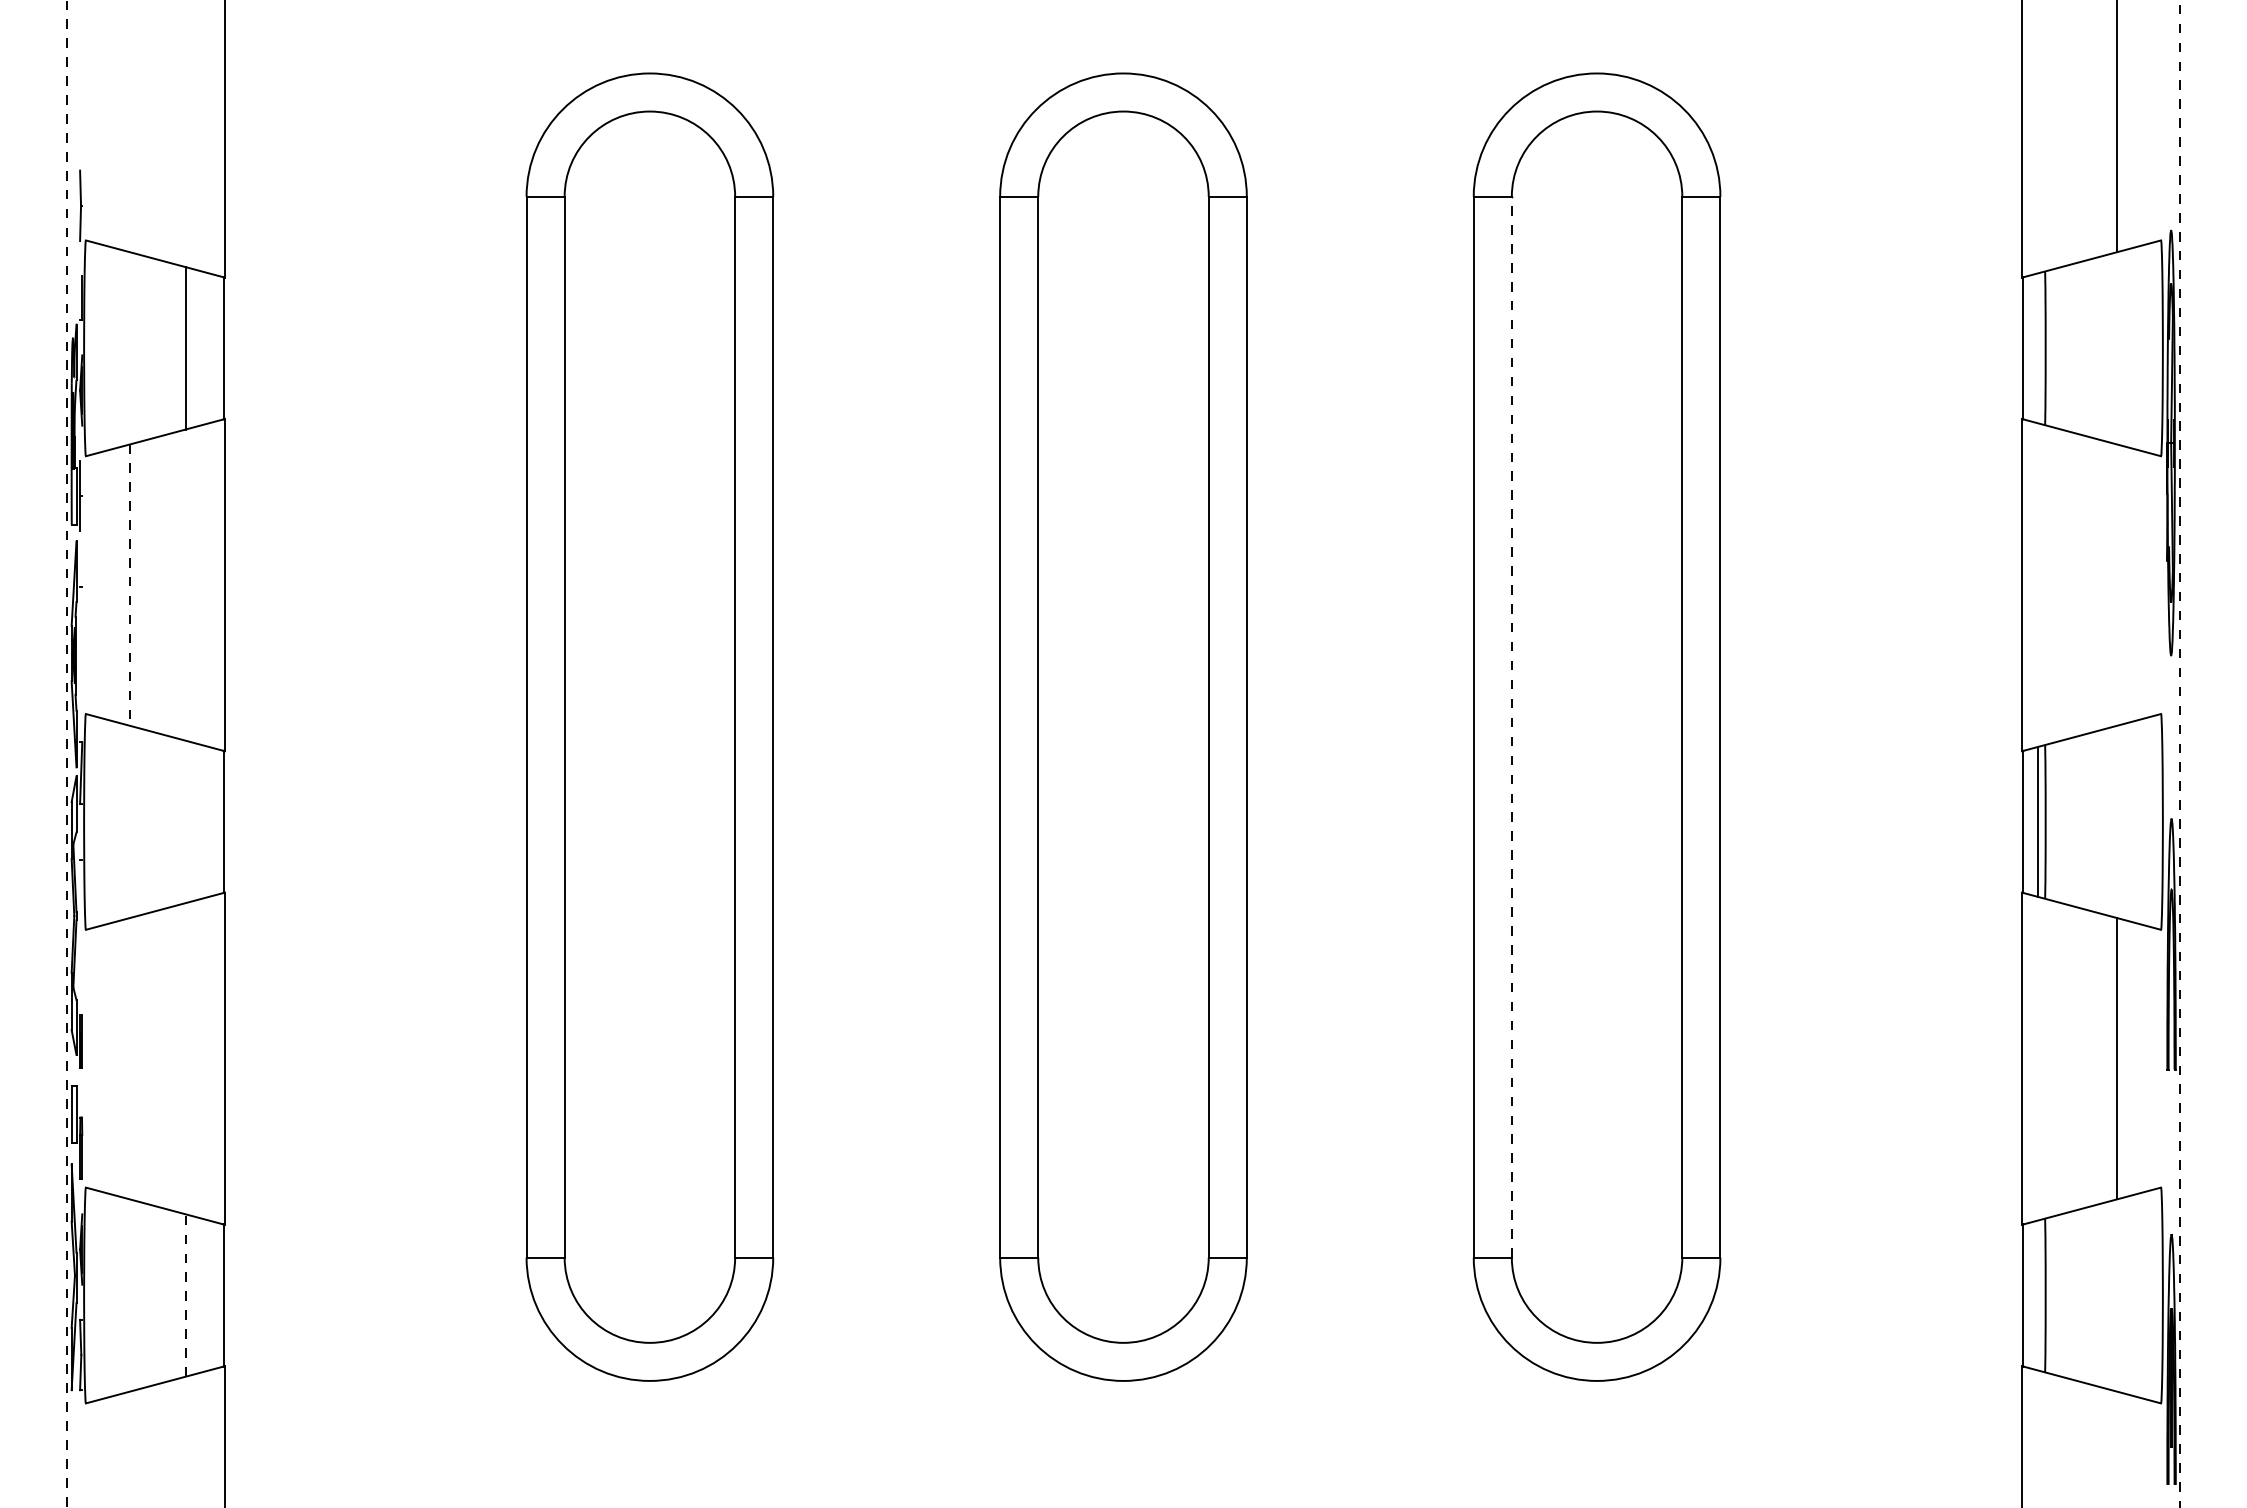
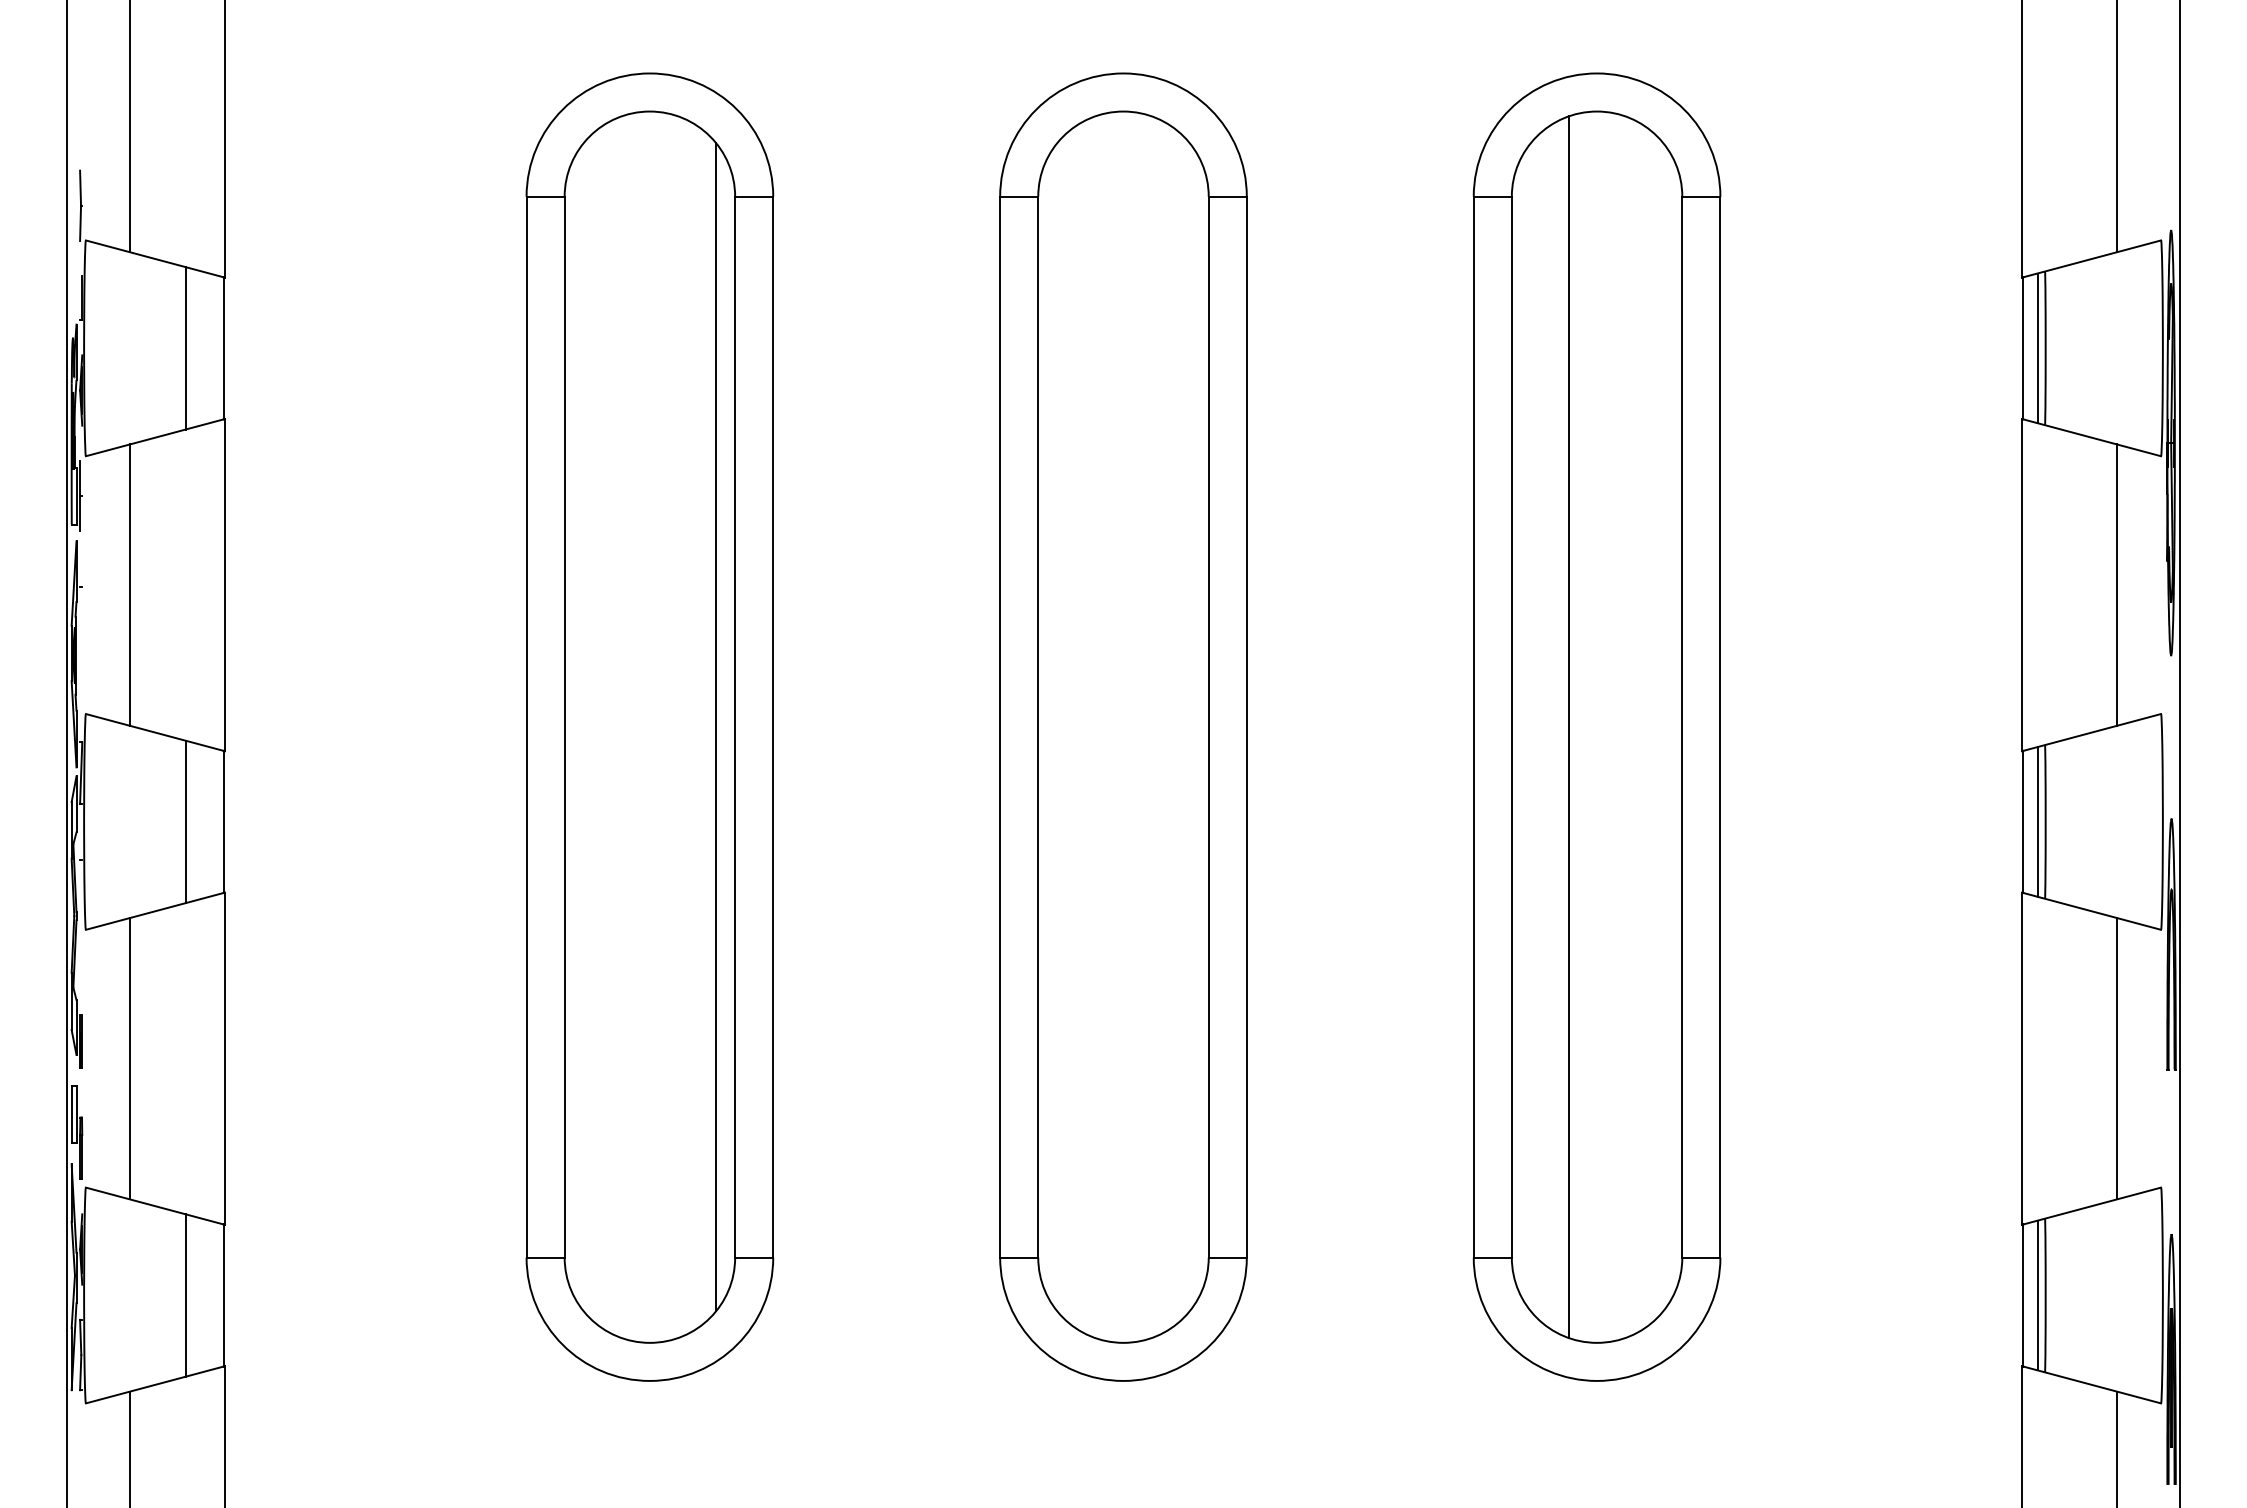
line: none -> present (130, 127)
line: none -> present (2037, 348)
line: none -> present (2116, 584)
line: dashed -> solid (130, 585)
line: dashed -> solid (1511, 726)
line: none -> present (1568, 726)
line: none -> present (716, 727)
line: dashed -> solid (2179, 753)
line: dashed -> solid (67, 754)
line: none -> present (185, 821)
line: none -> present (130, 1058)
line: dashed -> solid (185, 1295)
line: none -> present (2037, 1295)
line: none -> present (130, 1447)
line: none -> present (2116, 1447)
